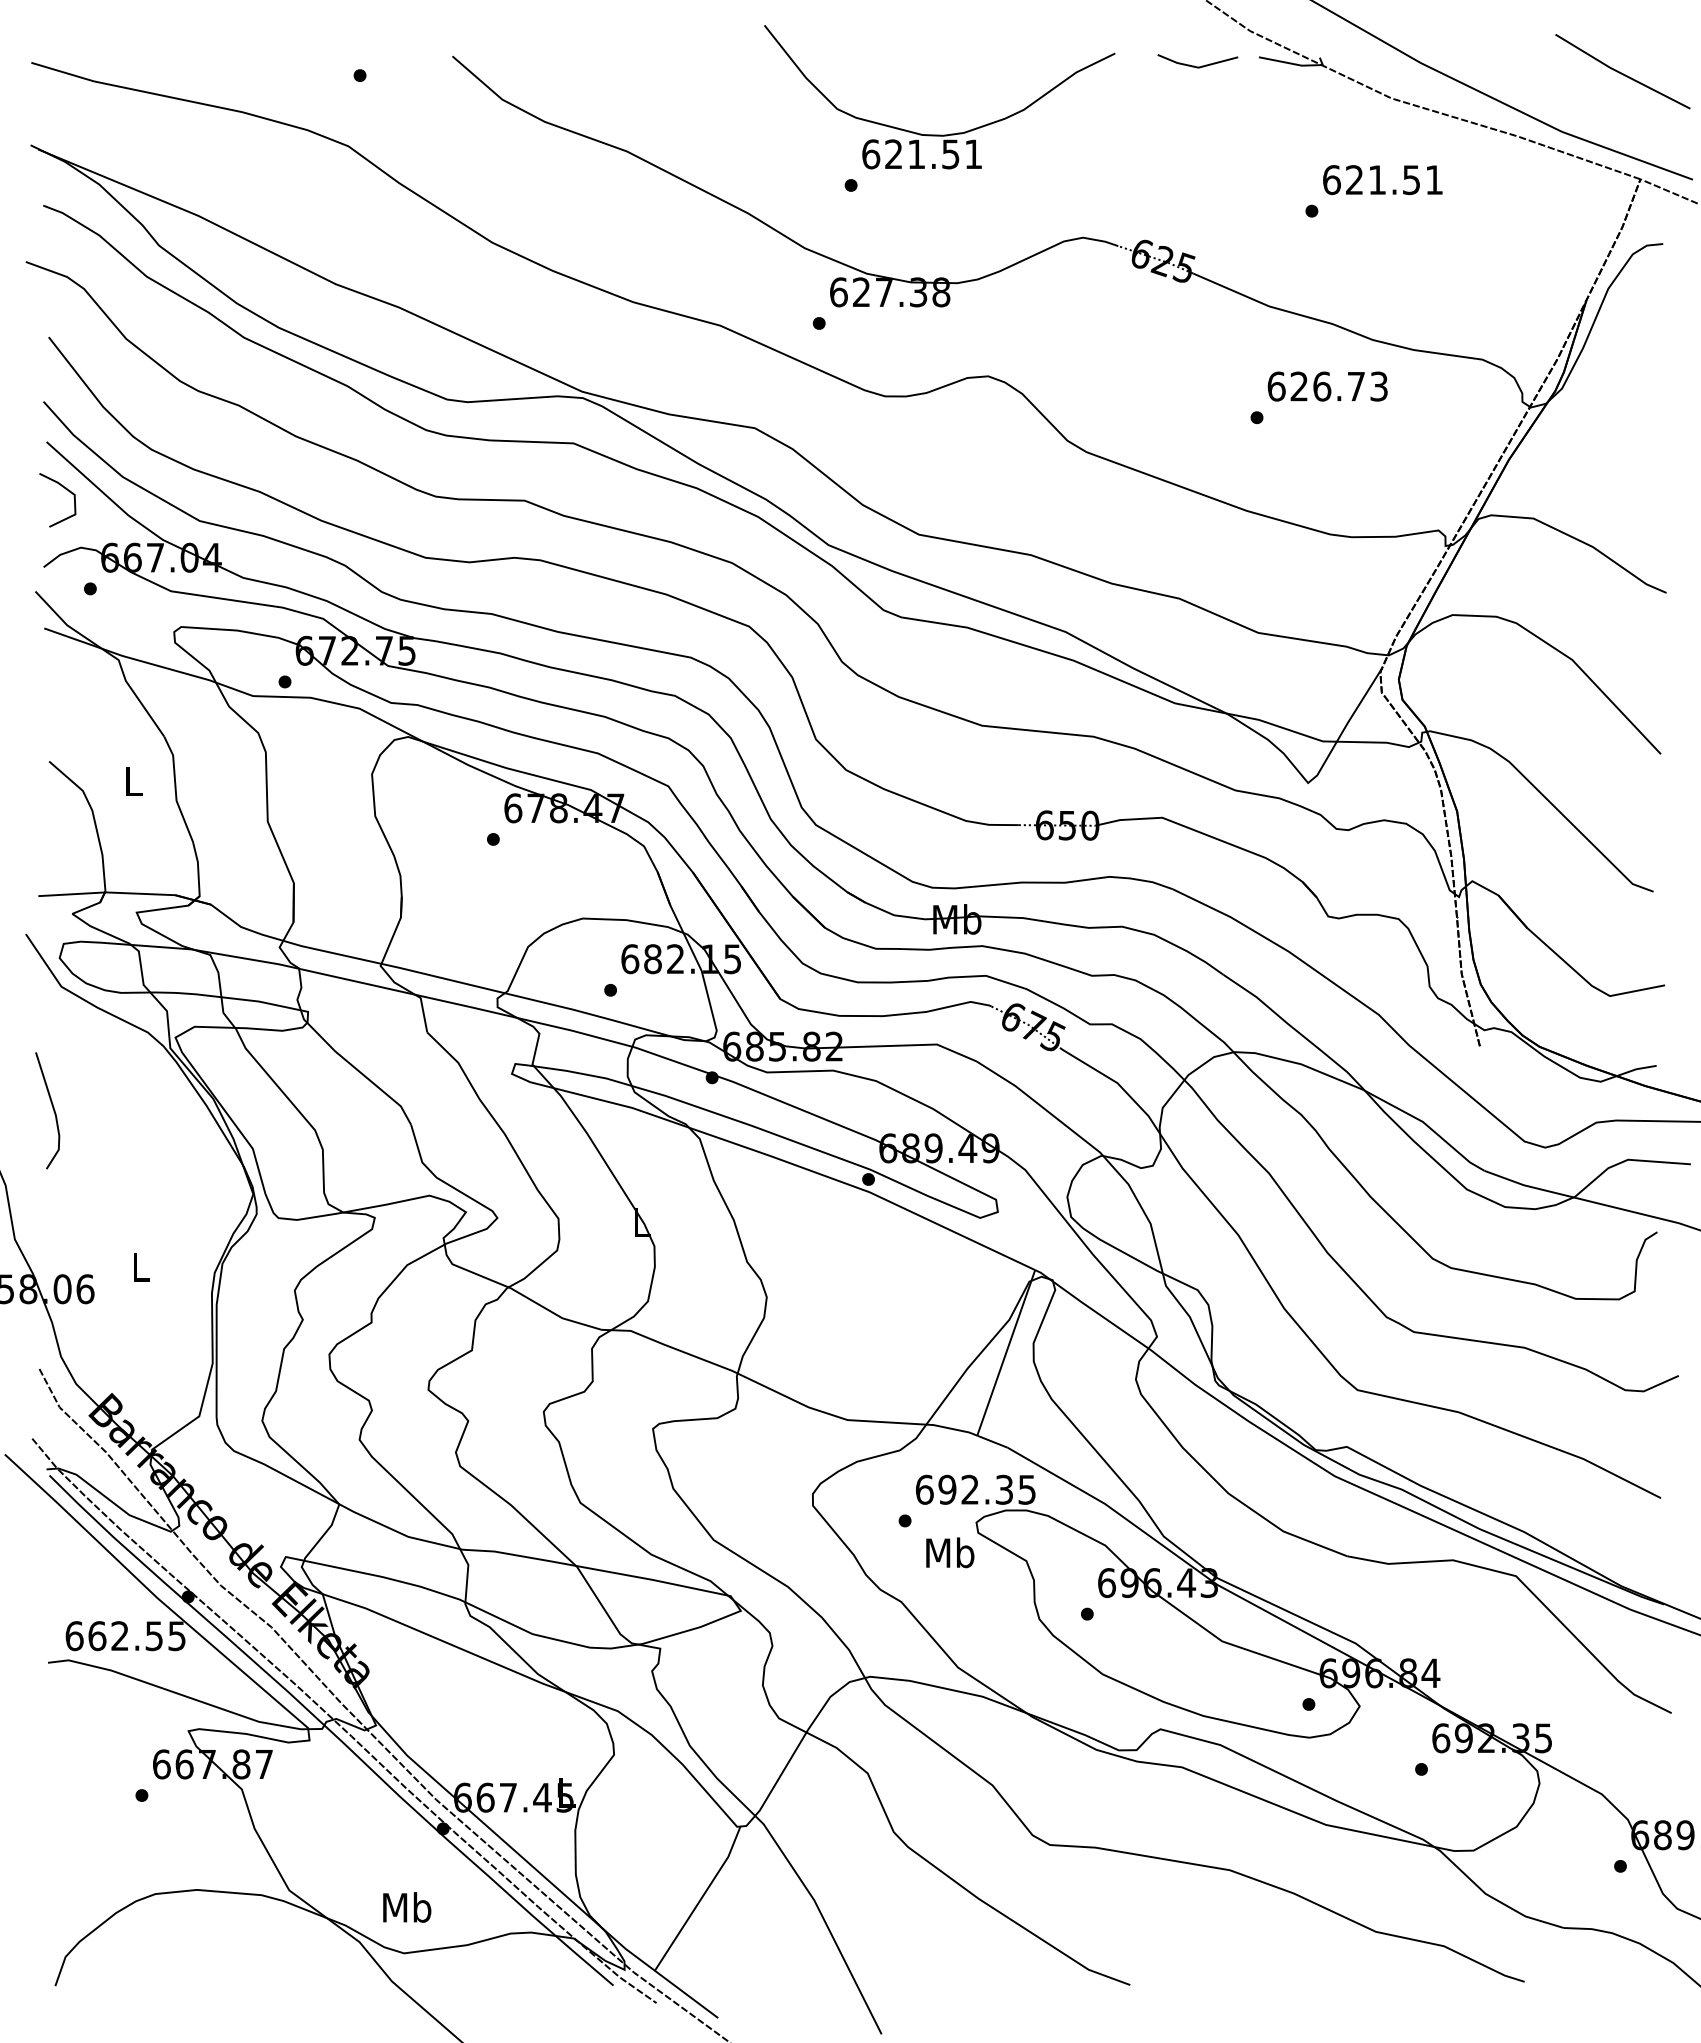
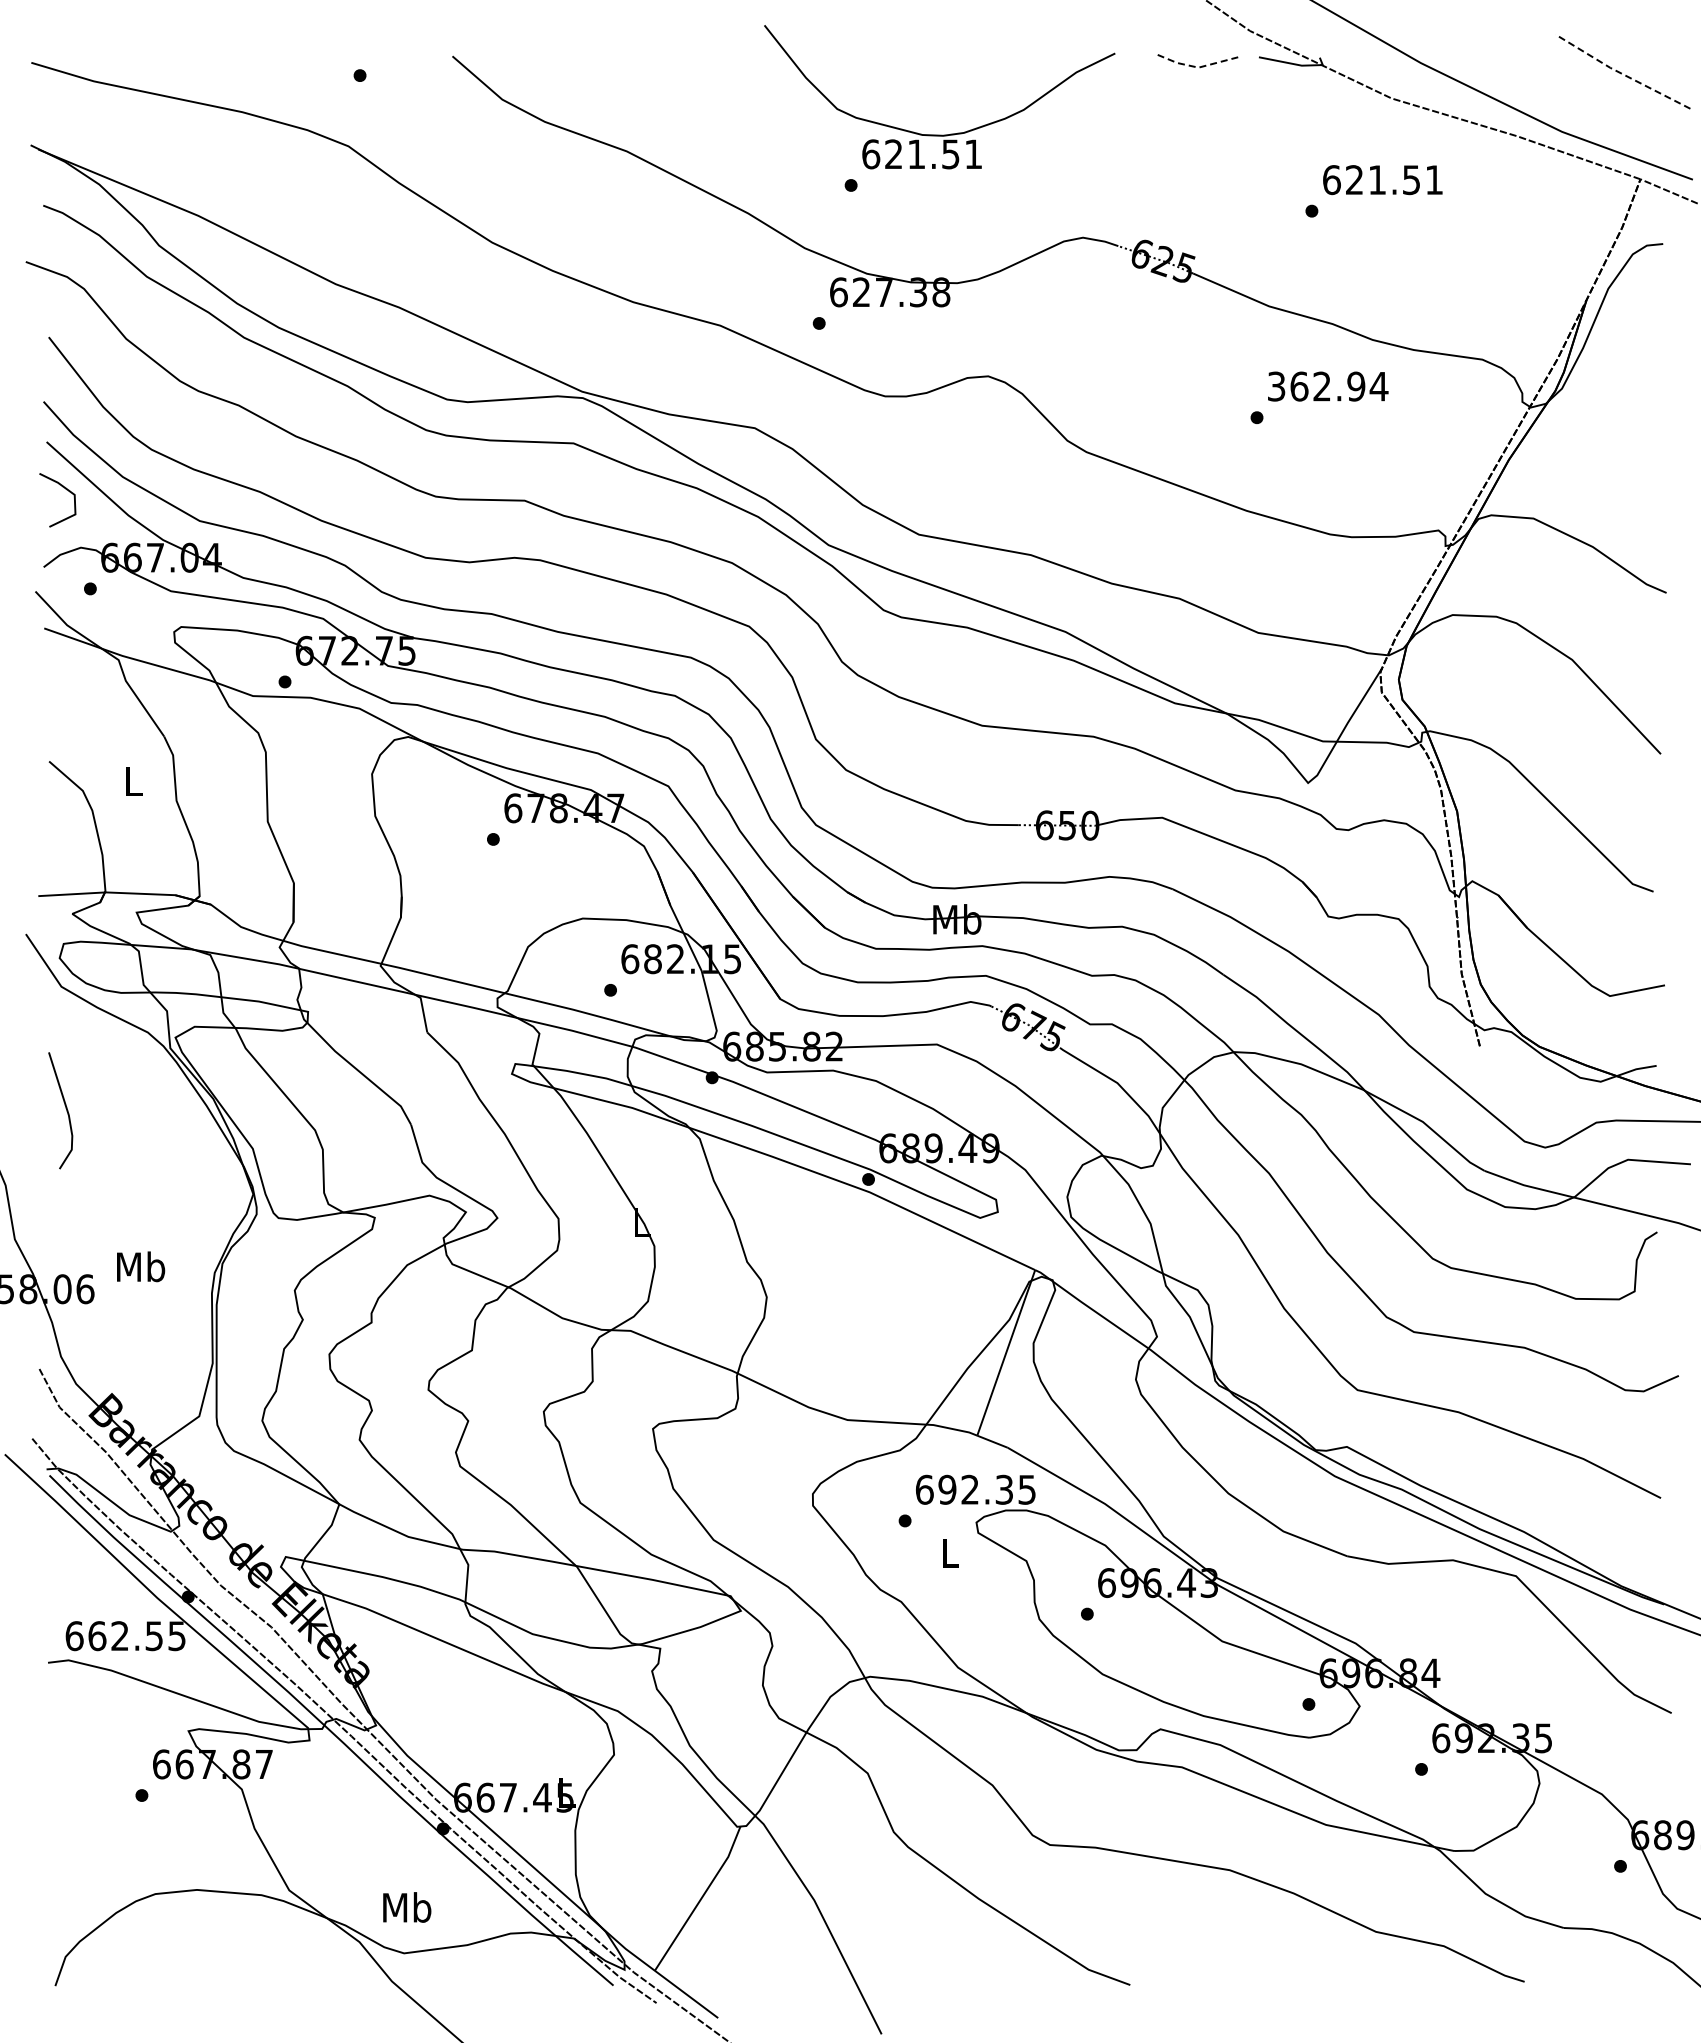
line: solid -> dashed (1196, 67)
line: solid -> dashed (1621, 73)
text: 626.73 -> 362.94 (1327, 386)
line position: (52, 1108) -> (65, 1108) (65, 1108)
text: L -> Mb (141, 1266)
text: Mb -> L (950, 1552)
